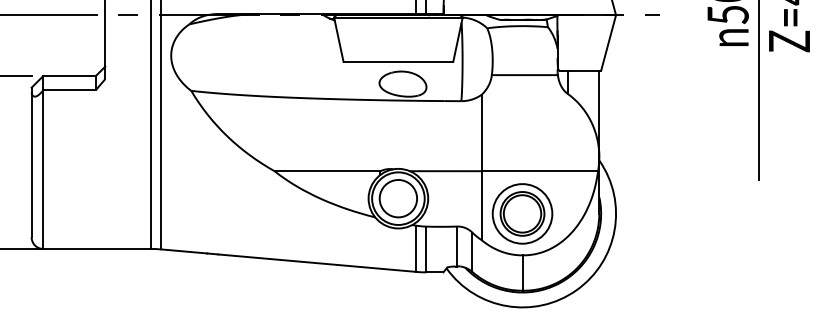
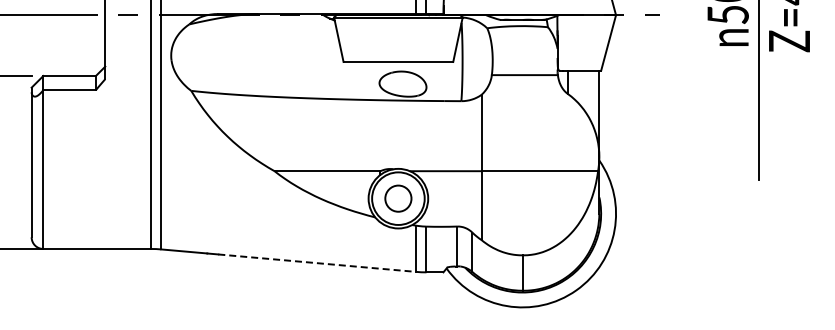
circle diameter: 37 px -> 26 px (398, 198)
part: present -> none (522, 213)
line: solid -> dashed (317, 263)
